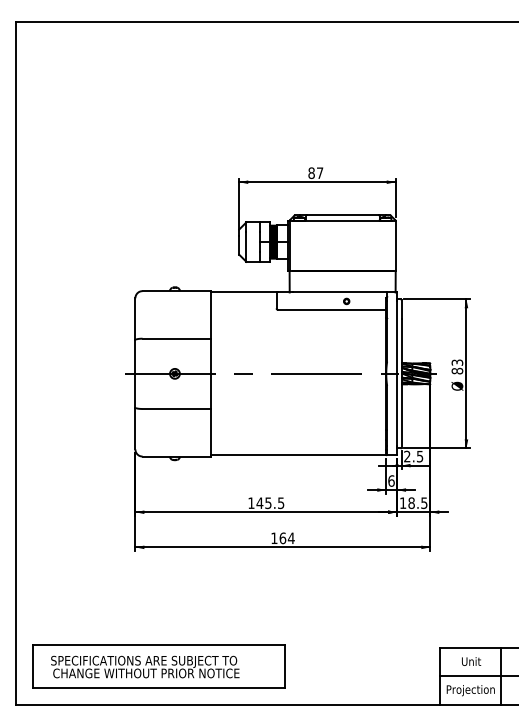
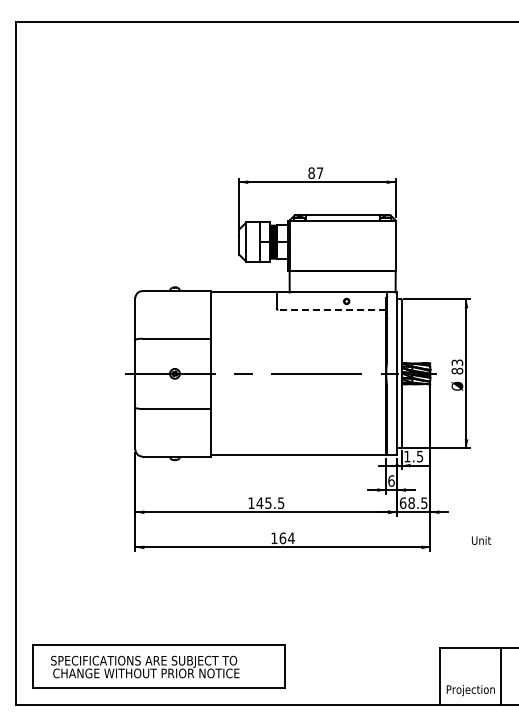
line: solid -> dashed (332, 309)
text: 2.5 -> 1.5 (407, 456)
text: 18.5 -> 68.5 (402, 502)
text position: (471, 661) -> (481, 540) (481, 540)
line: present -> none (477, 676)
